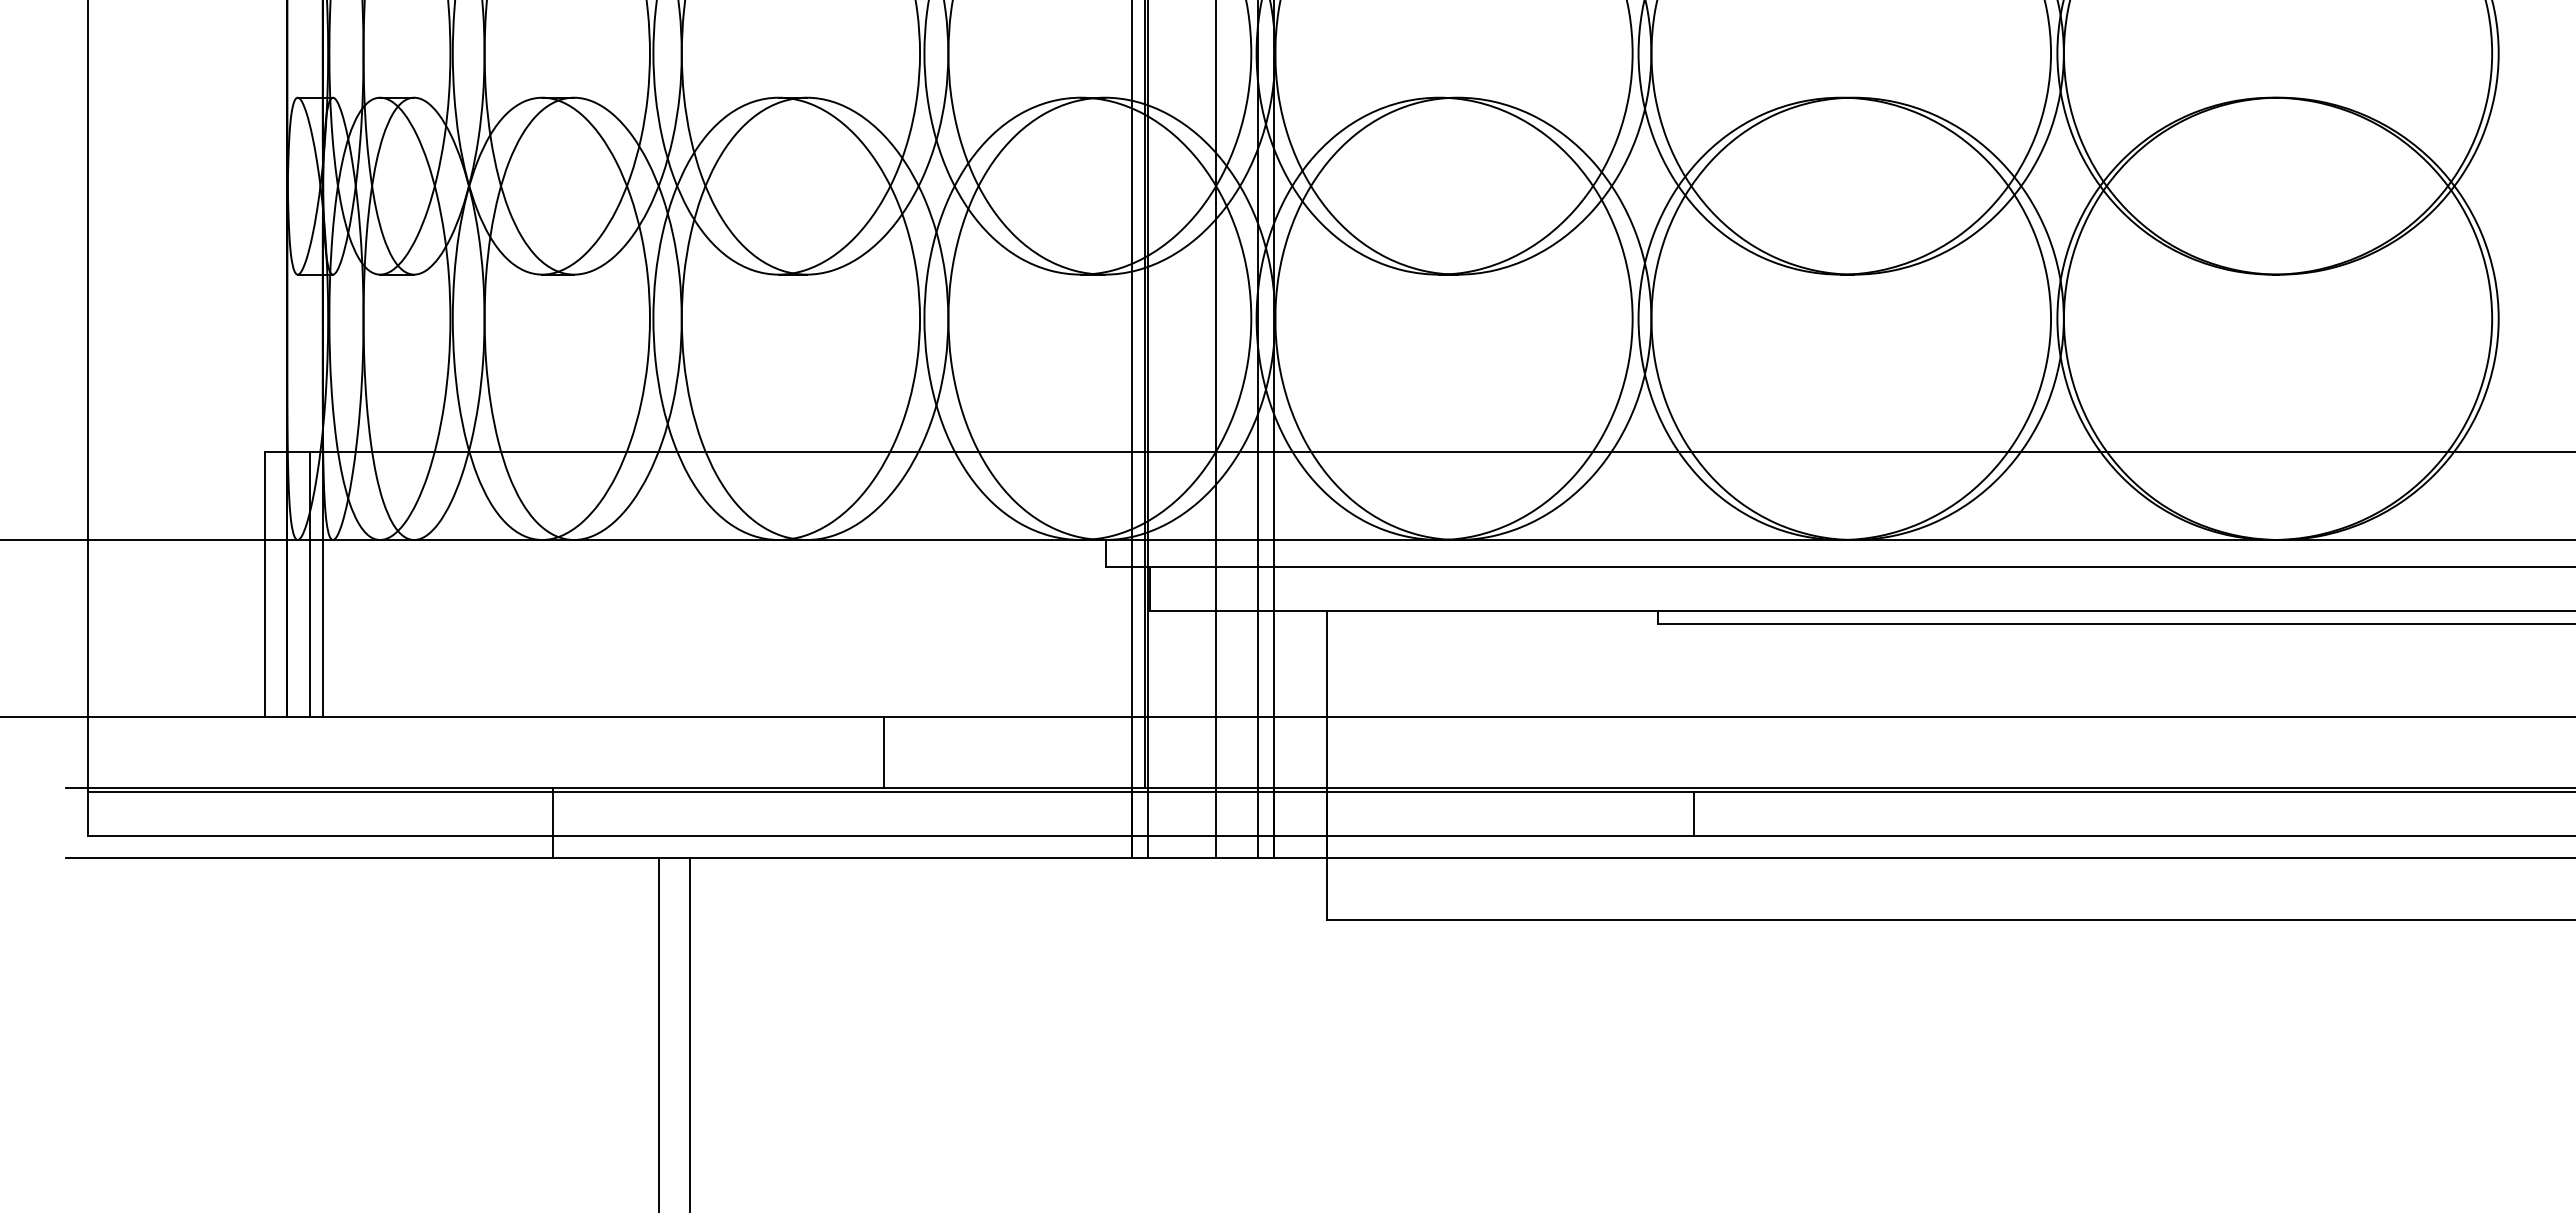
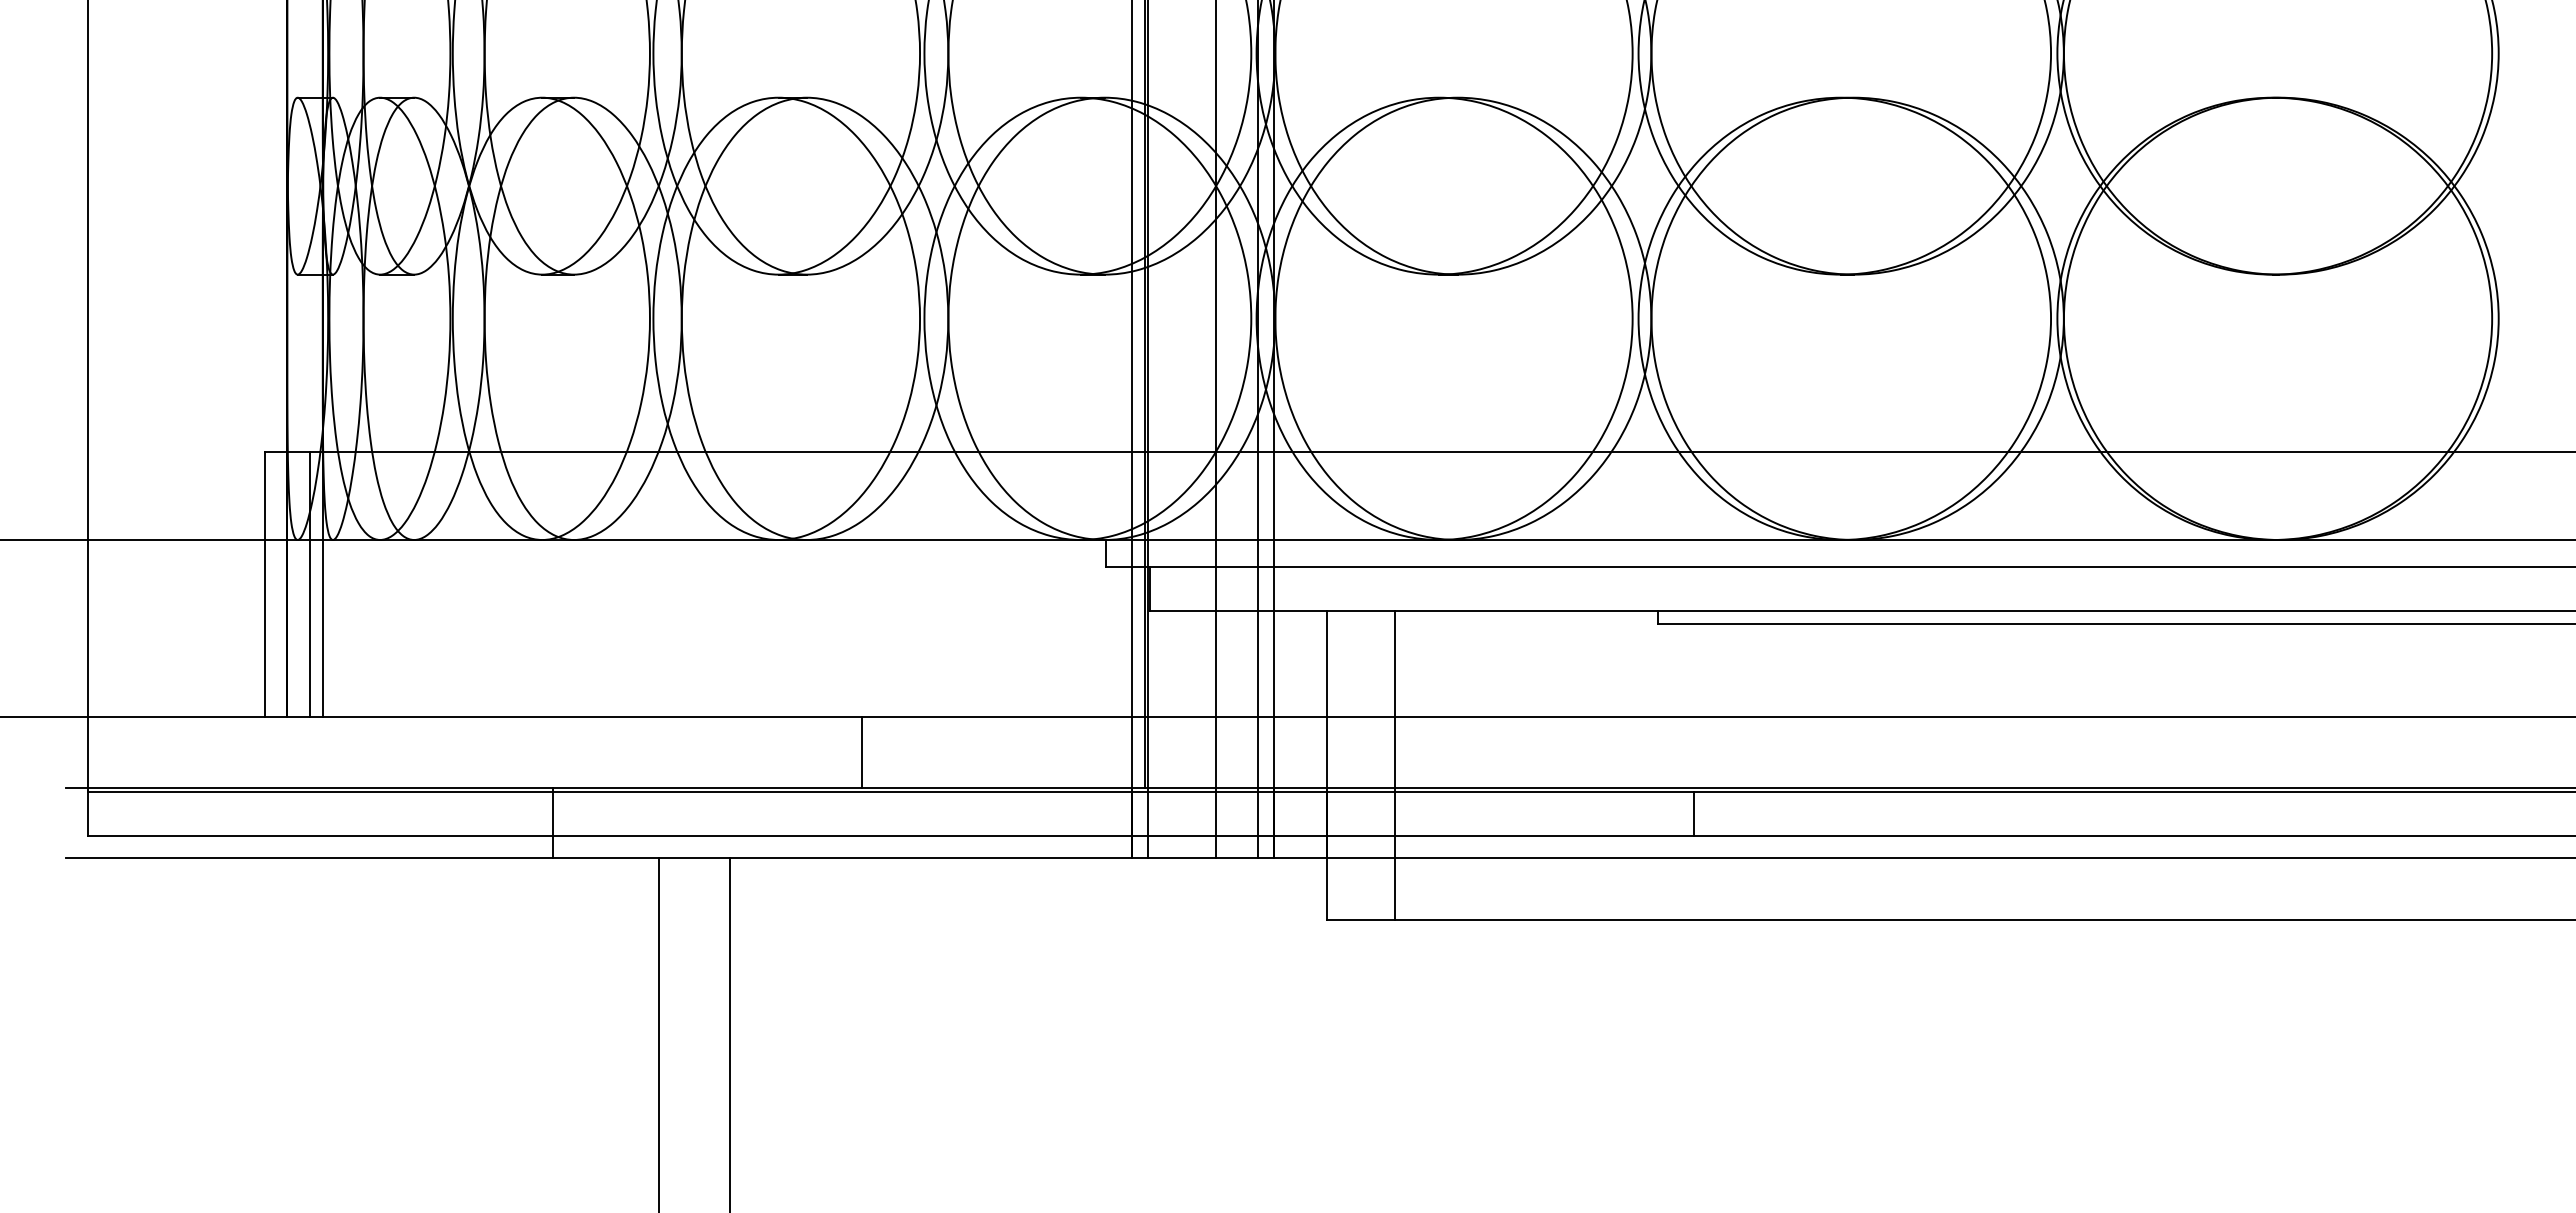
line position: (884, 751) -> (862, 751) (862, 751)
line: none -> present (1394, 765)
line position: (689, 1033) -> (729, 1033) (729, 1033)
